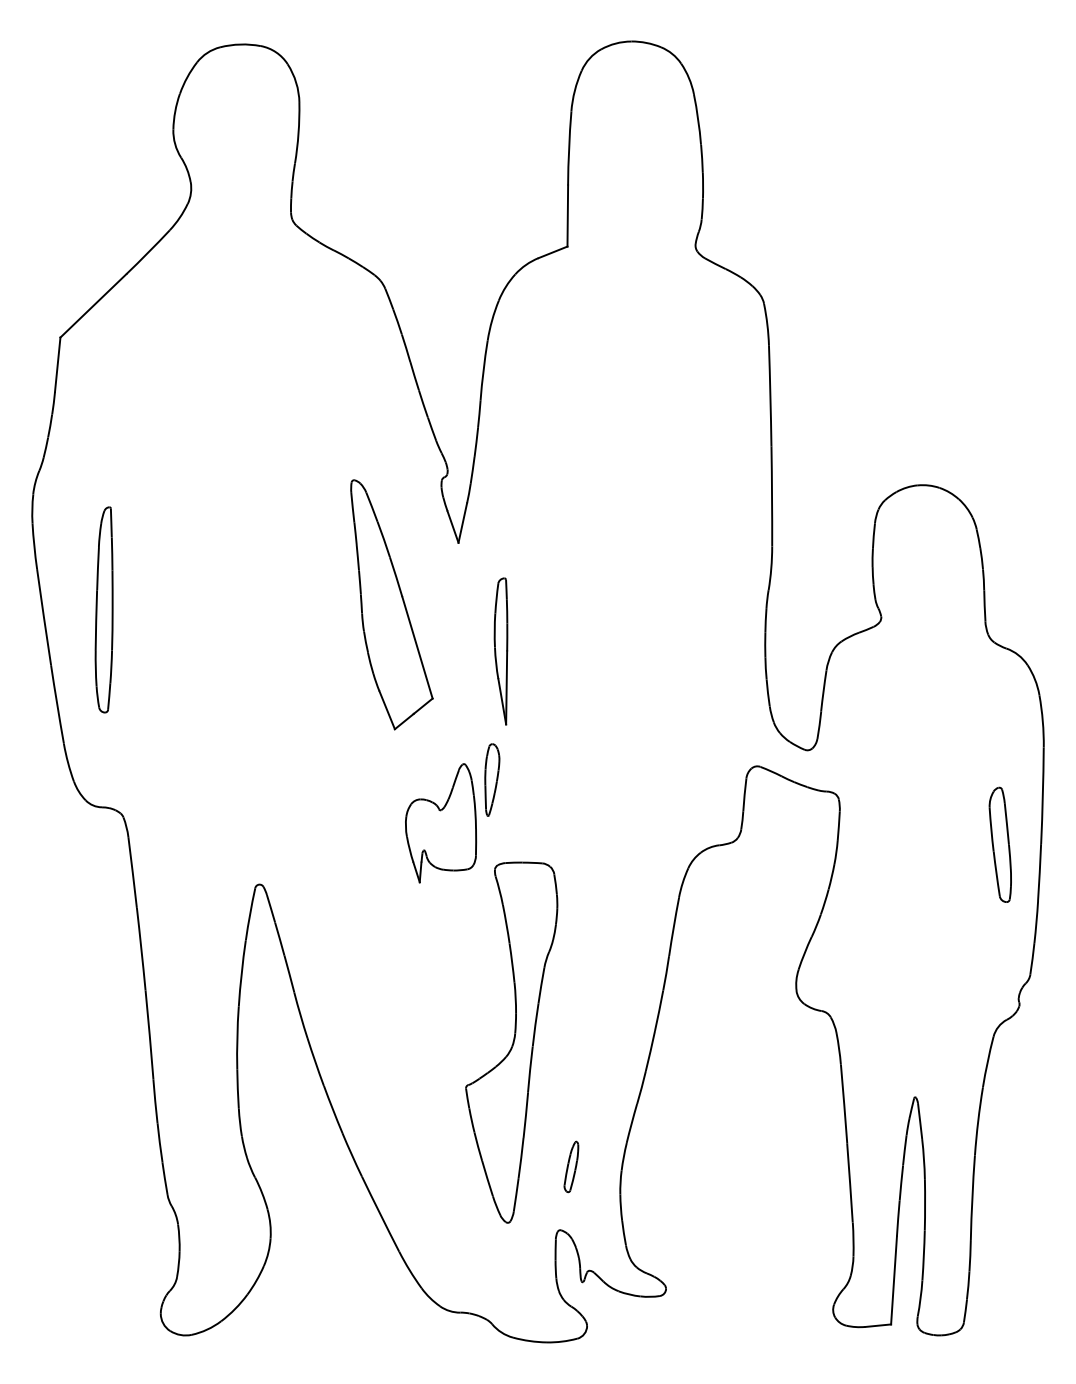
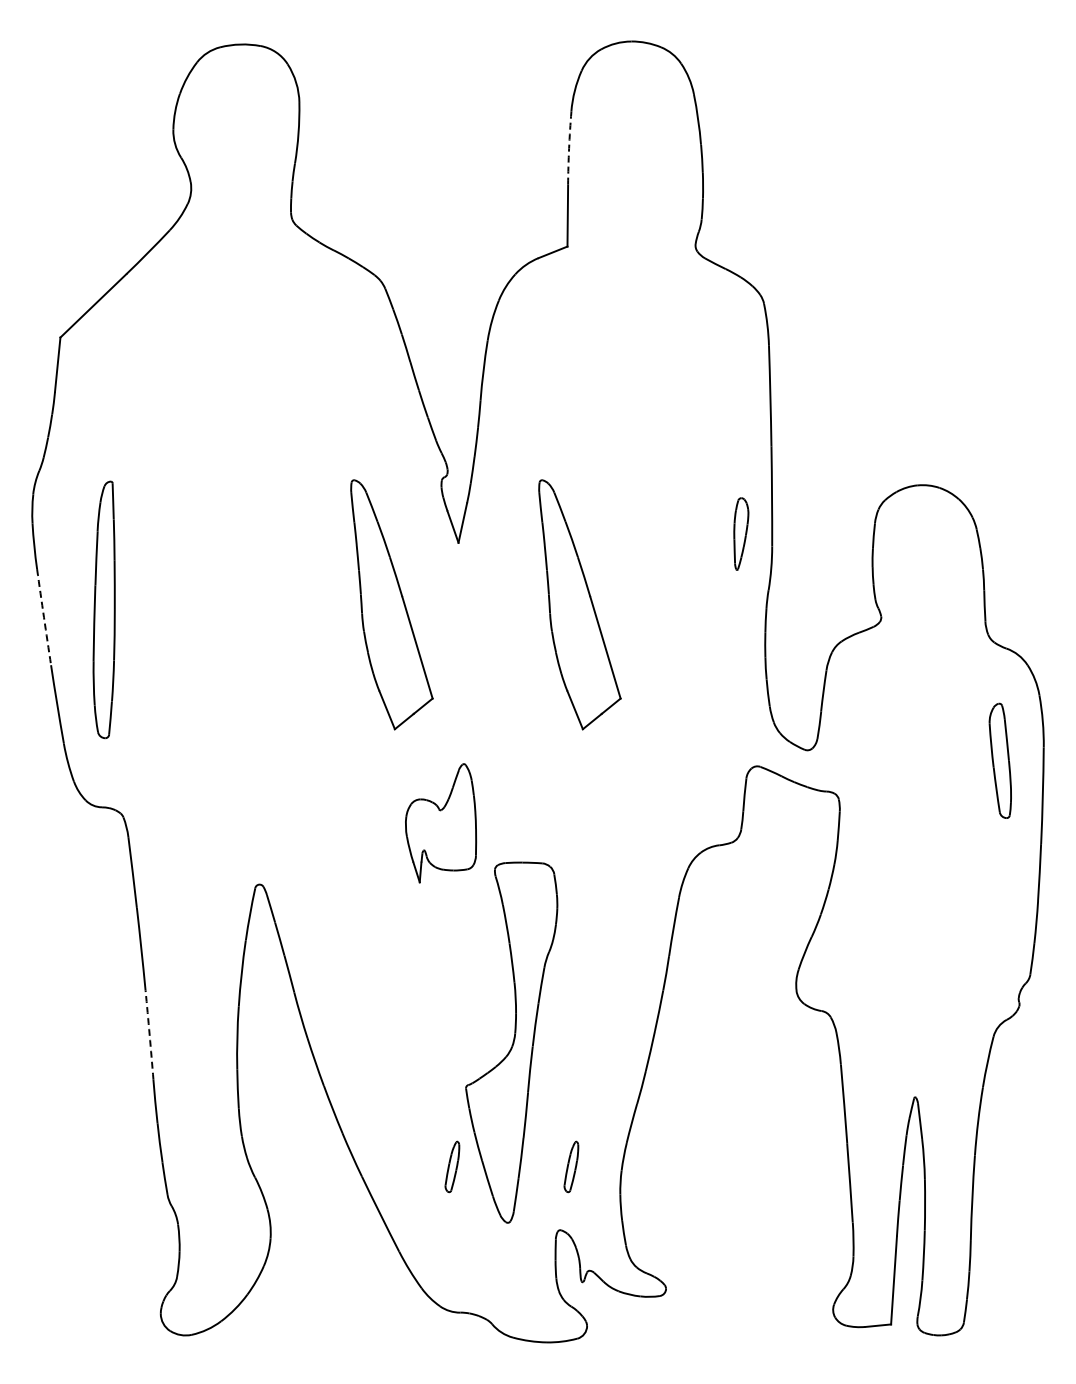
arc: solid -> dashed (569, 148)
part: none -> present (579, 604)
part size: 20x208 px -> 24x260 px (103, 609)
arc: solid -> dashed (43, 617)
part: present -> none (500, 651)
part position: (492, 779) -> (741, 533) (741, 533)
part position: (999, 844) -> (999, 760) (999, 760)
arc: solid -> dashed (149, 1035)
part: none -> present (452, 1166)
